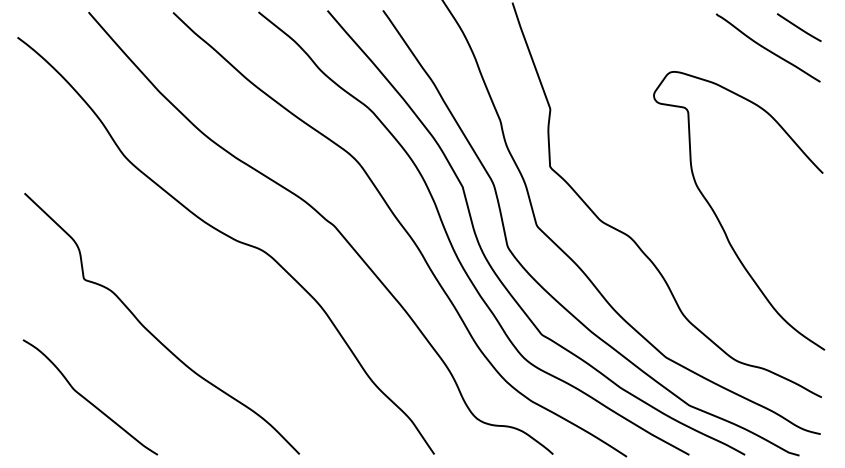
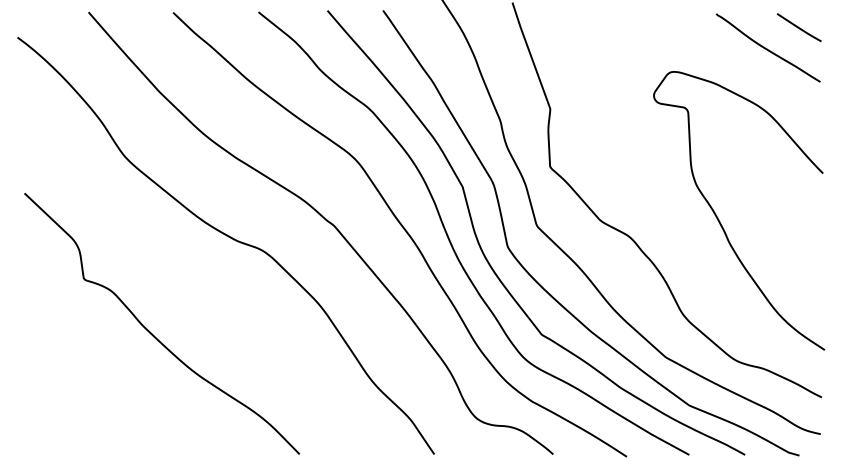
curve: present -> none (89, 400)
